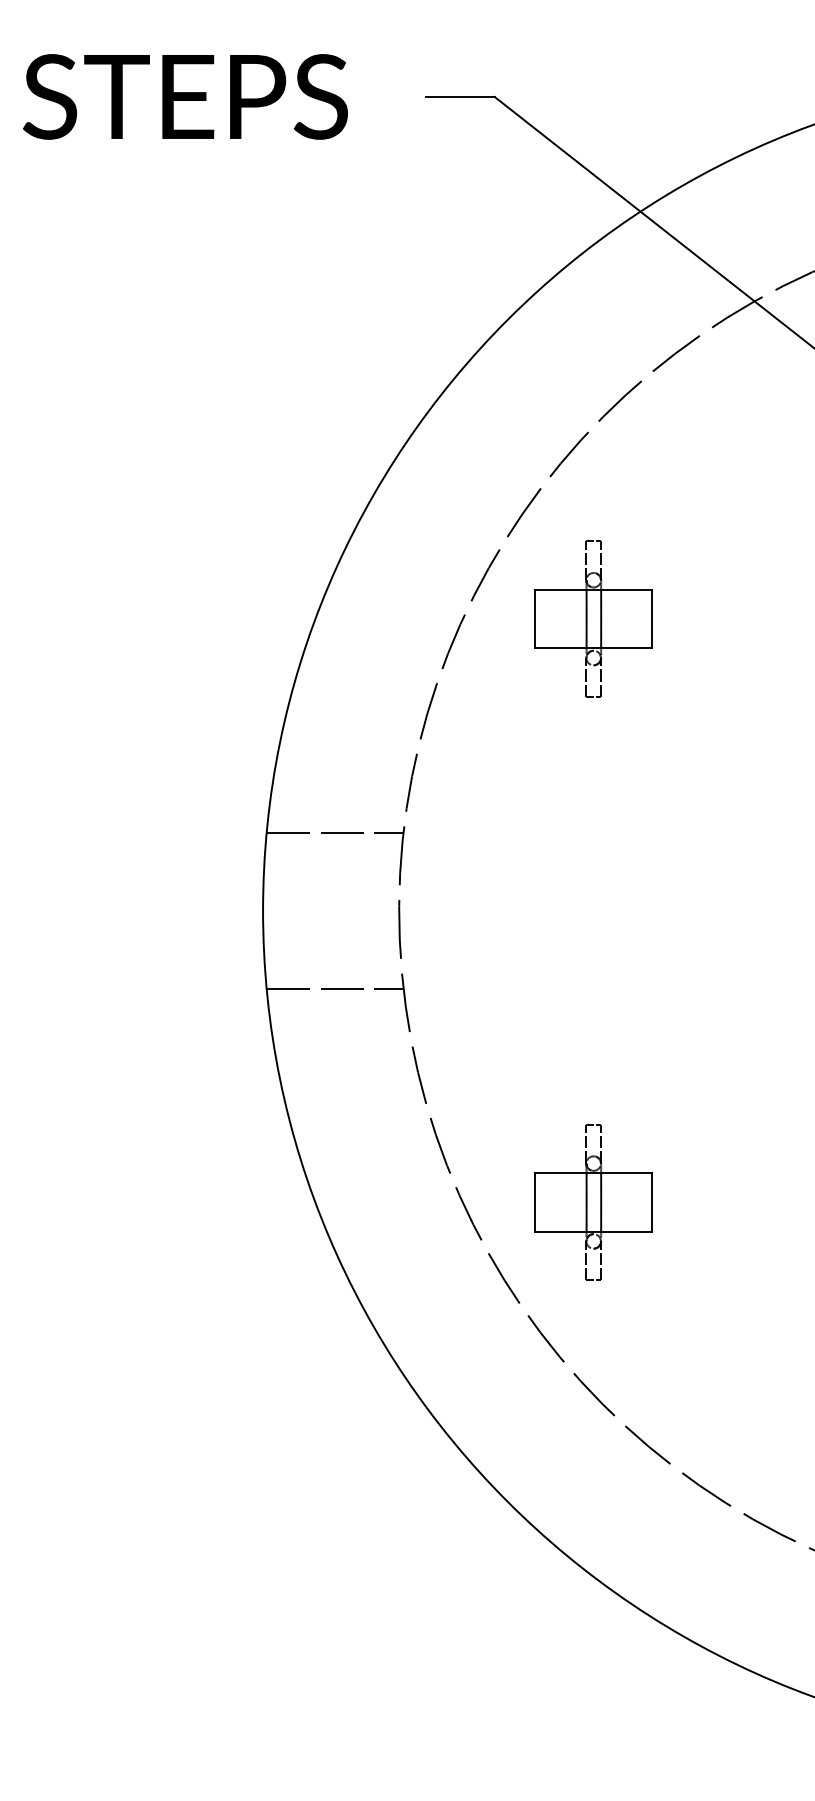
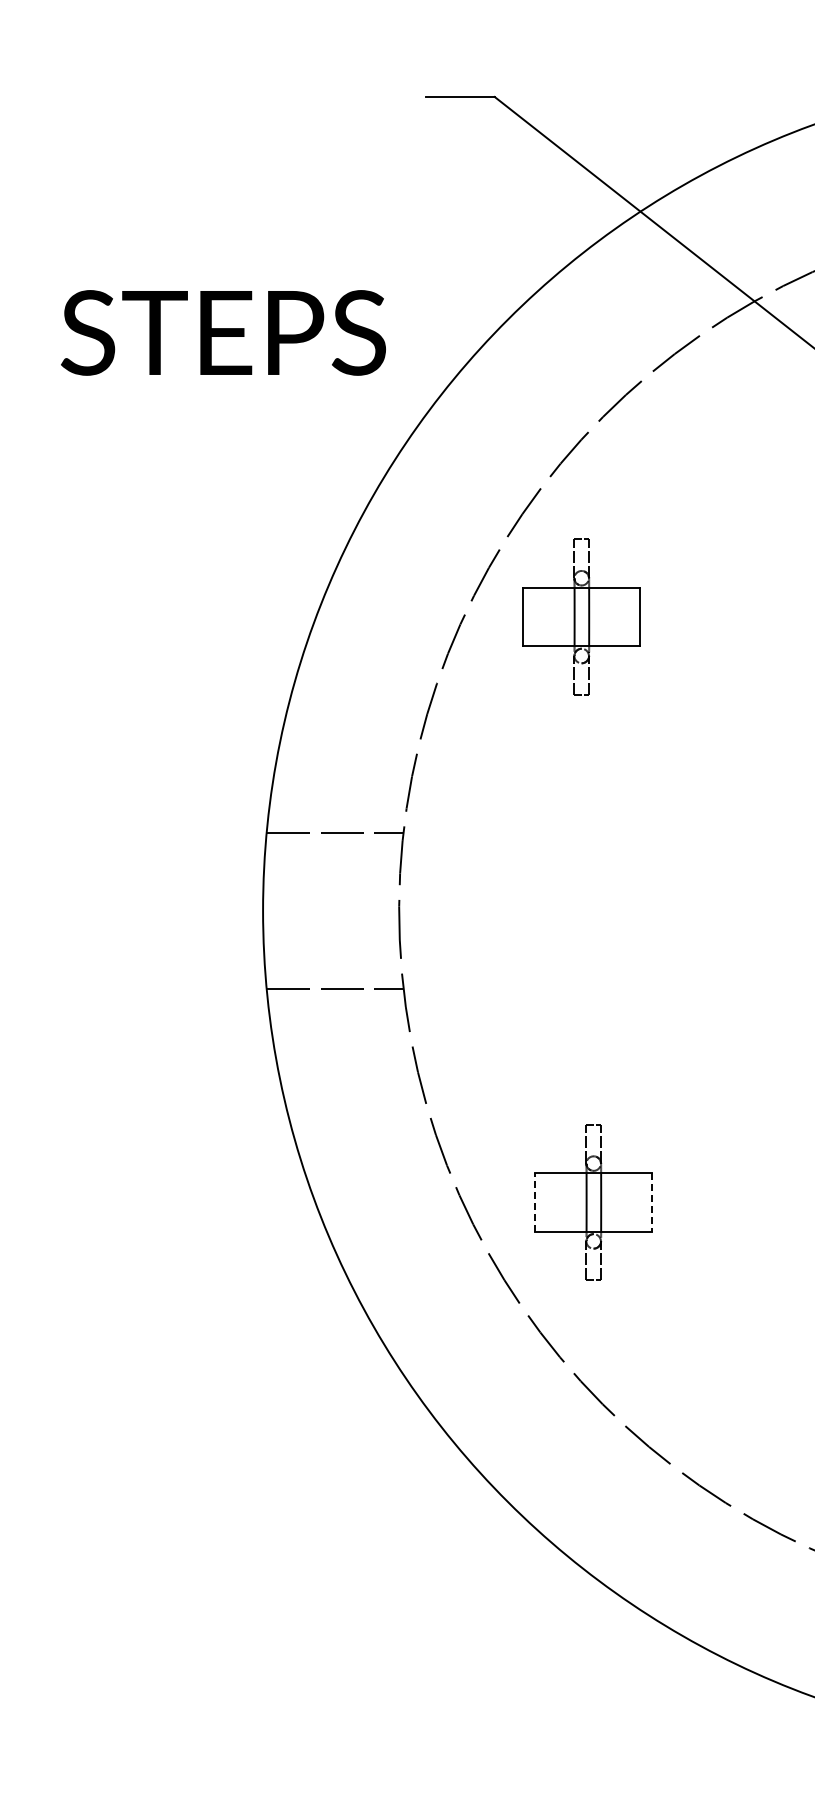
text position: (185, 96) -> (223, 332) (223, 332)
part position: (593, 618) -> (581, 616) (581, 616)
line: solid -> dashed (535, 1202)
line: solid -> dashed (651, 1202)
